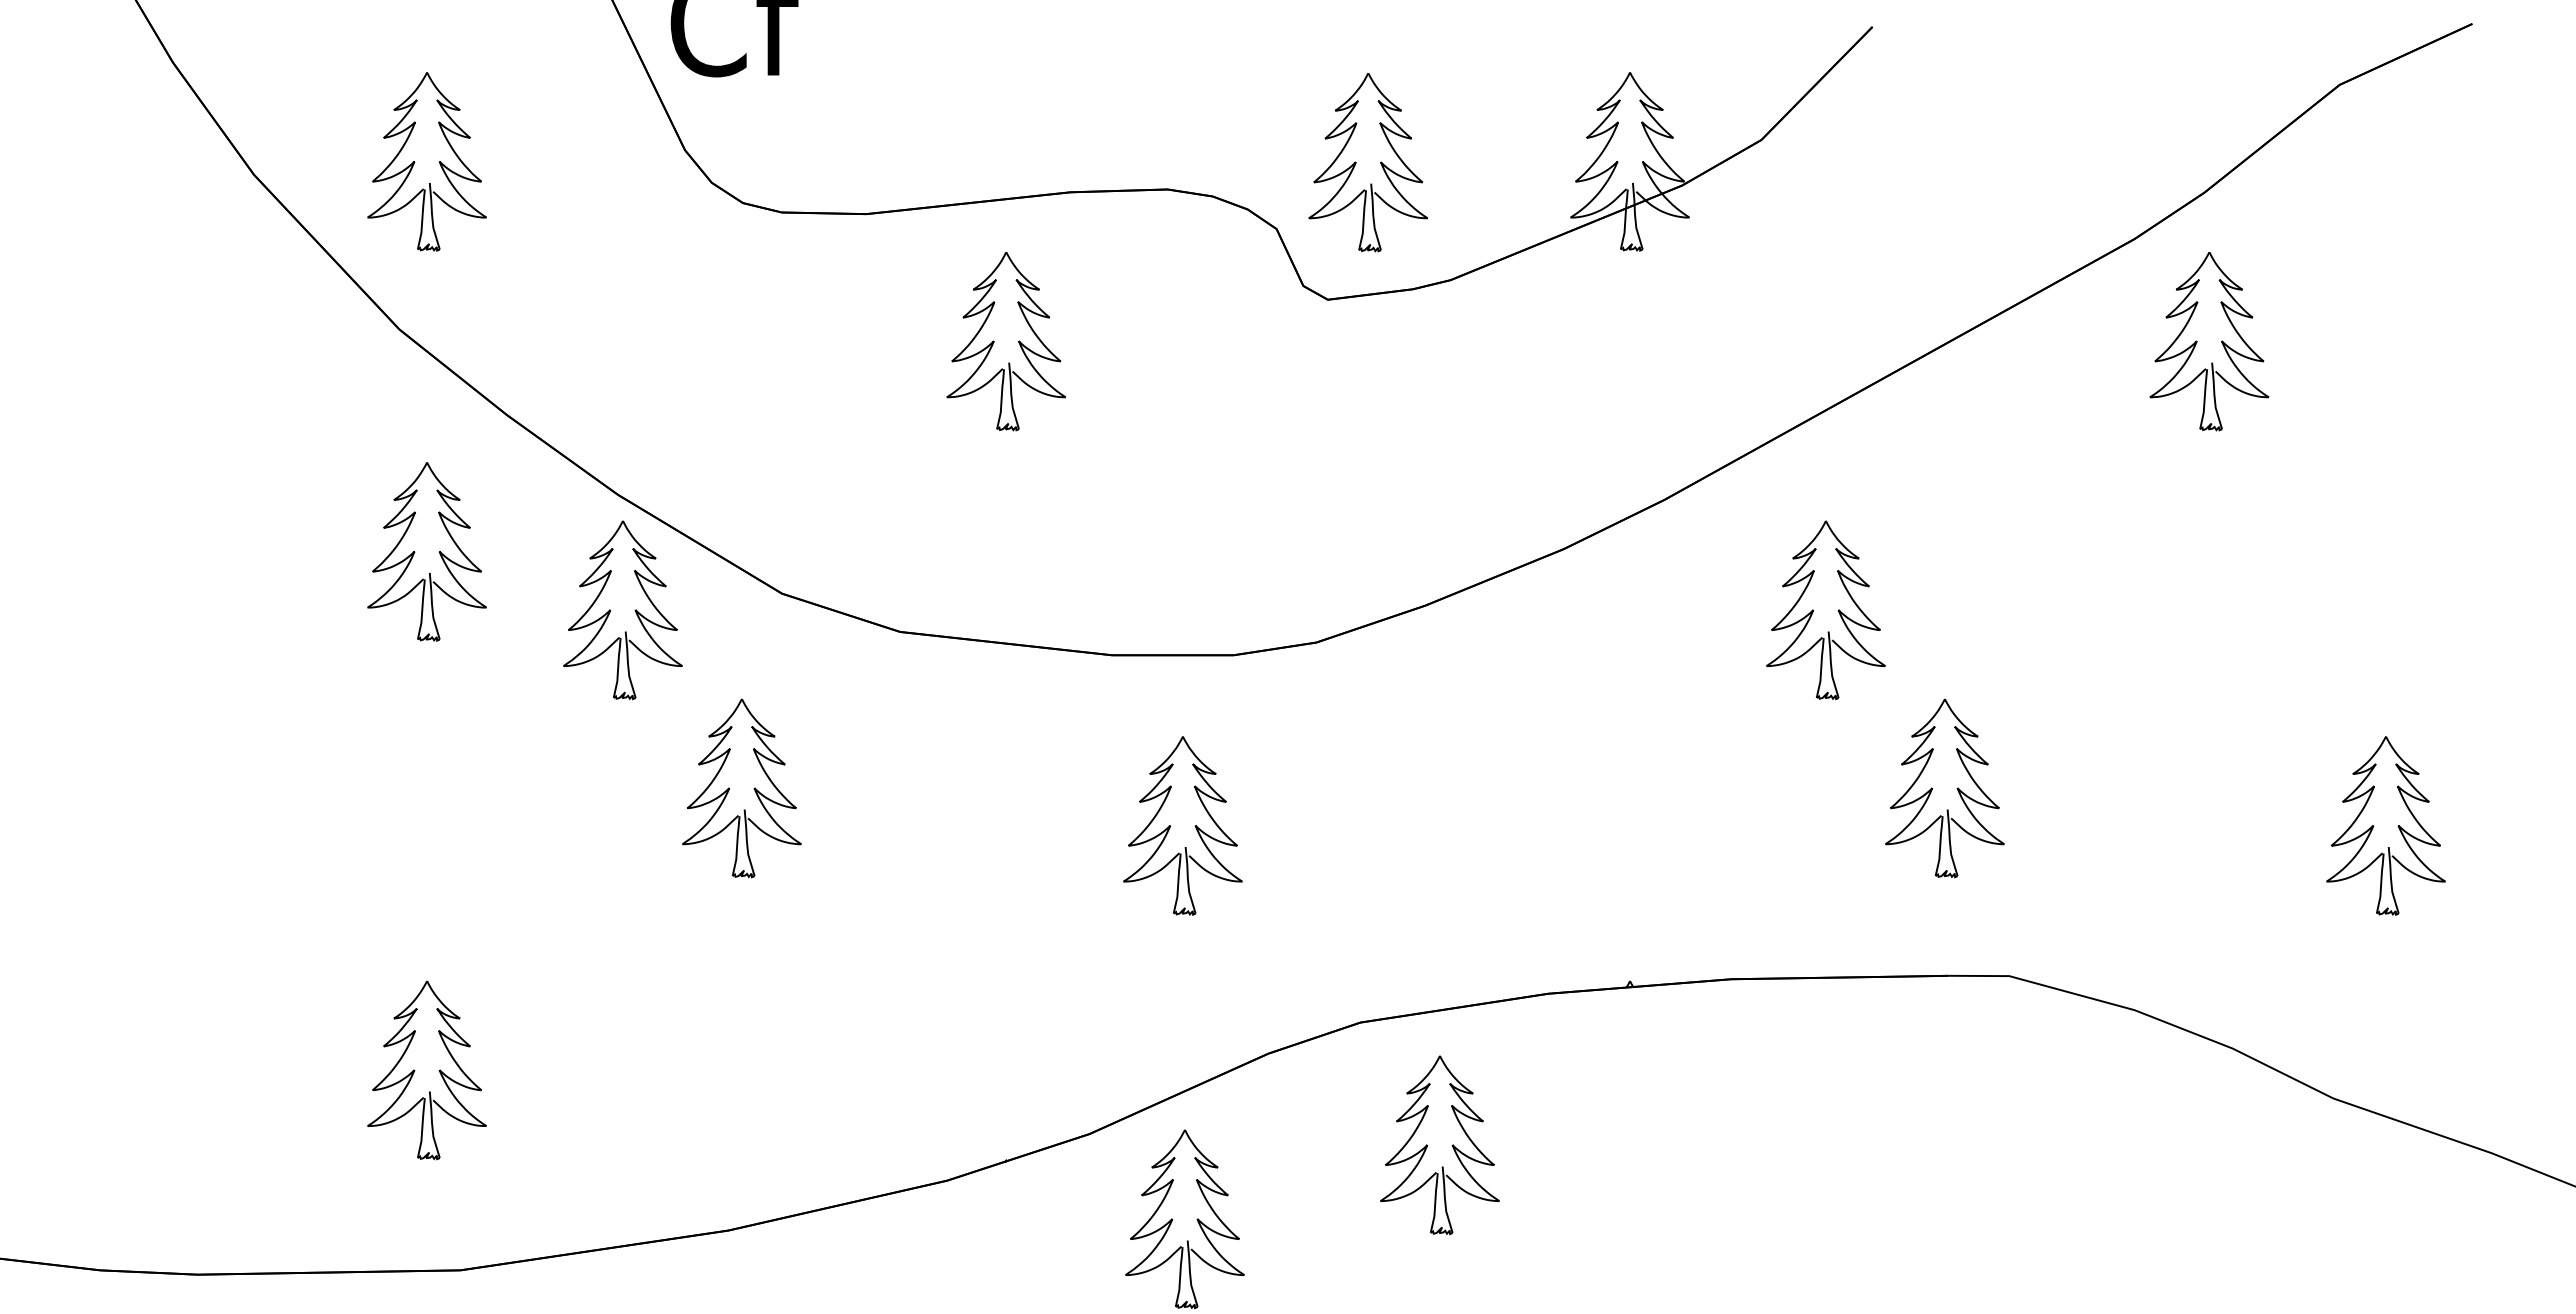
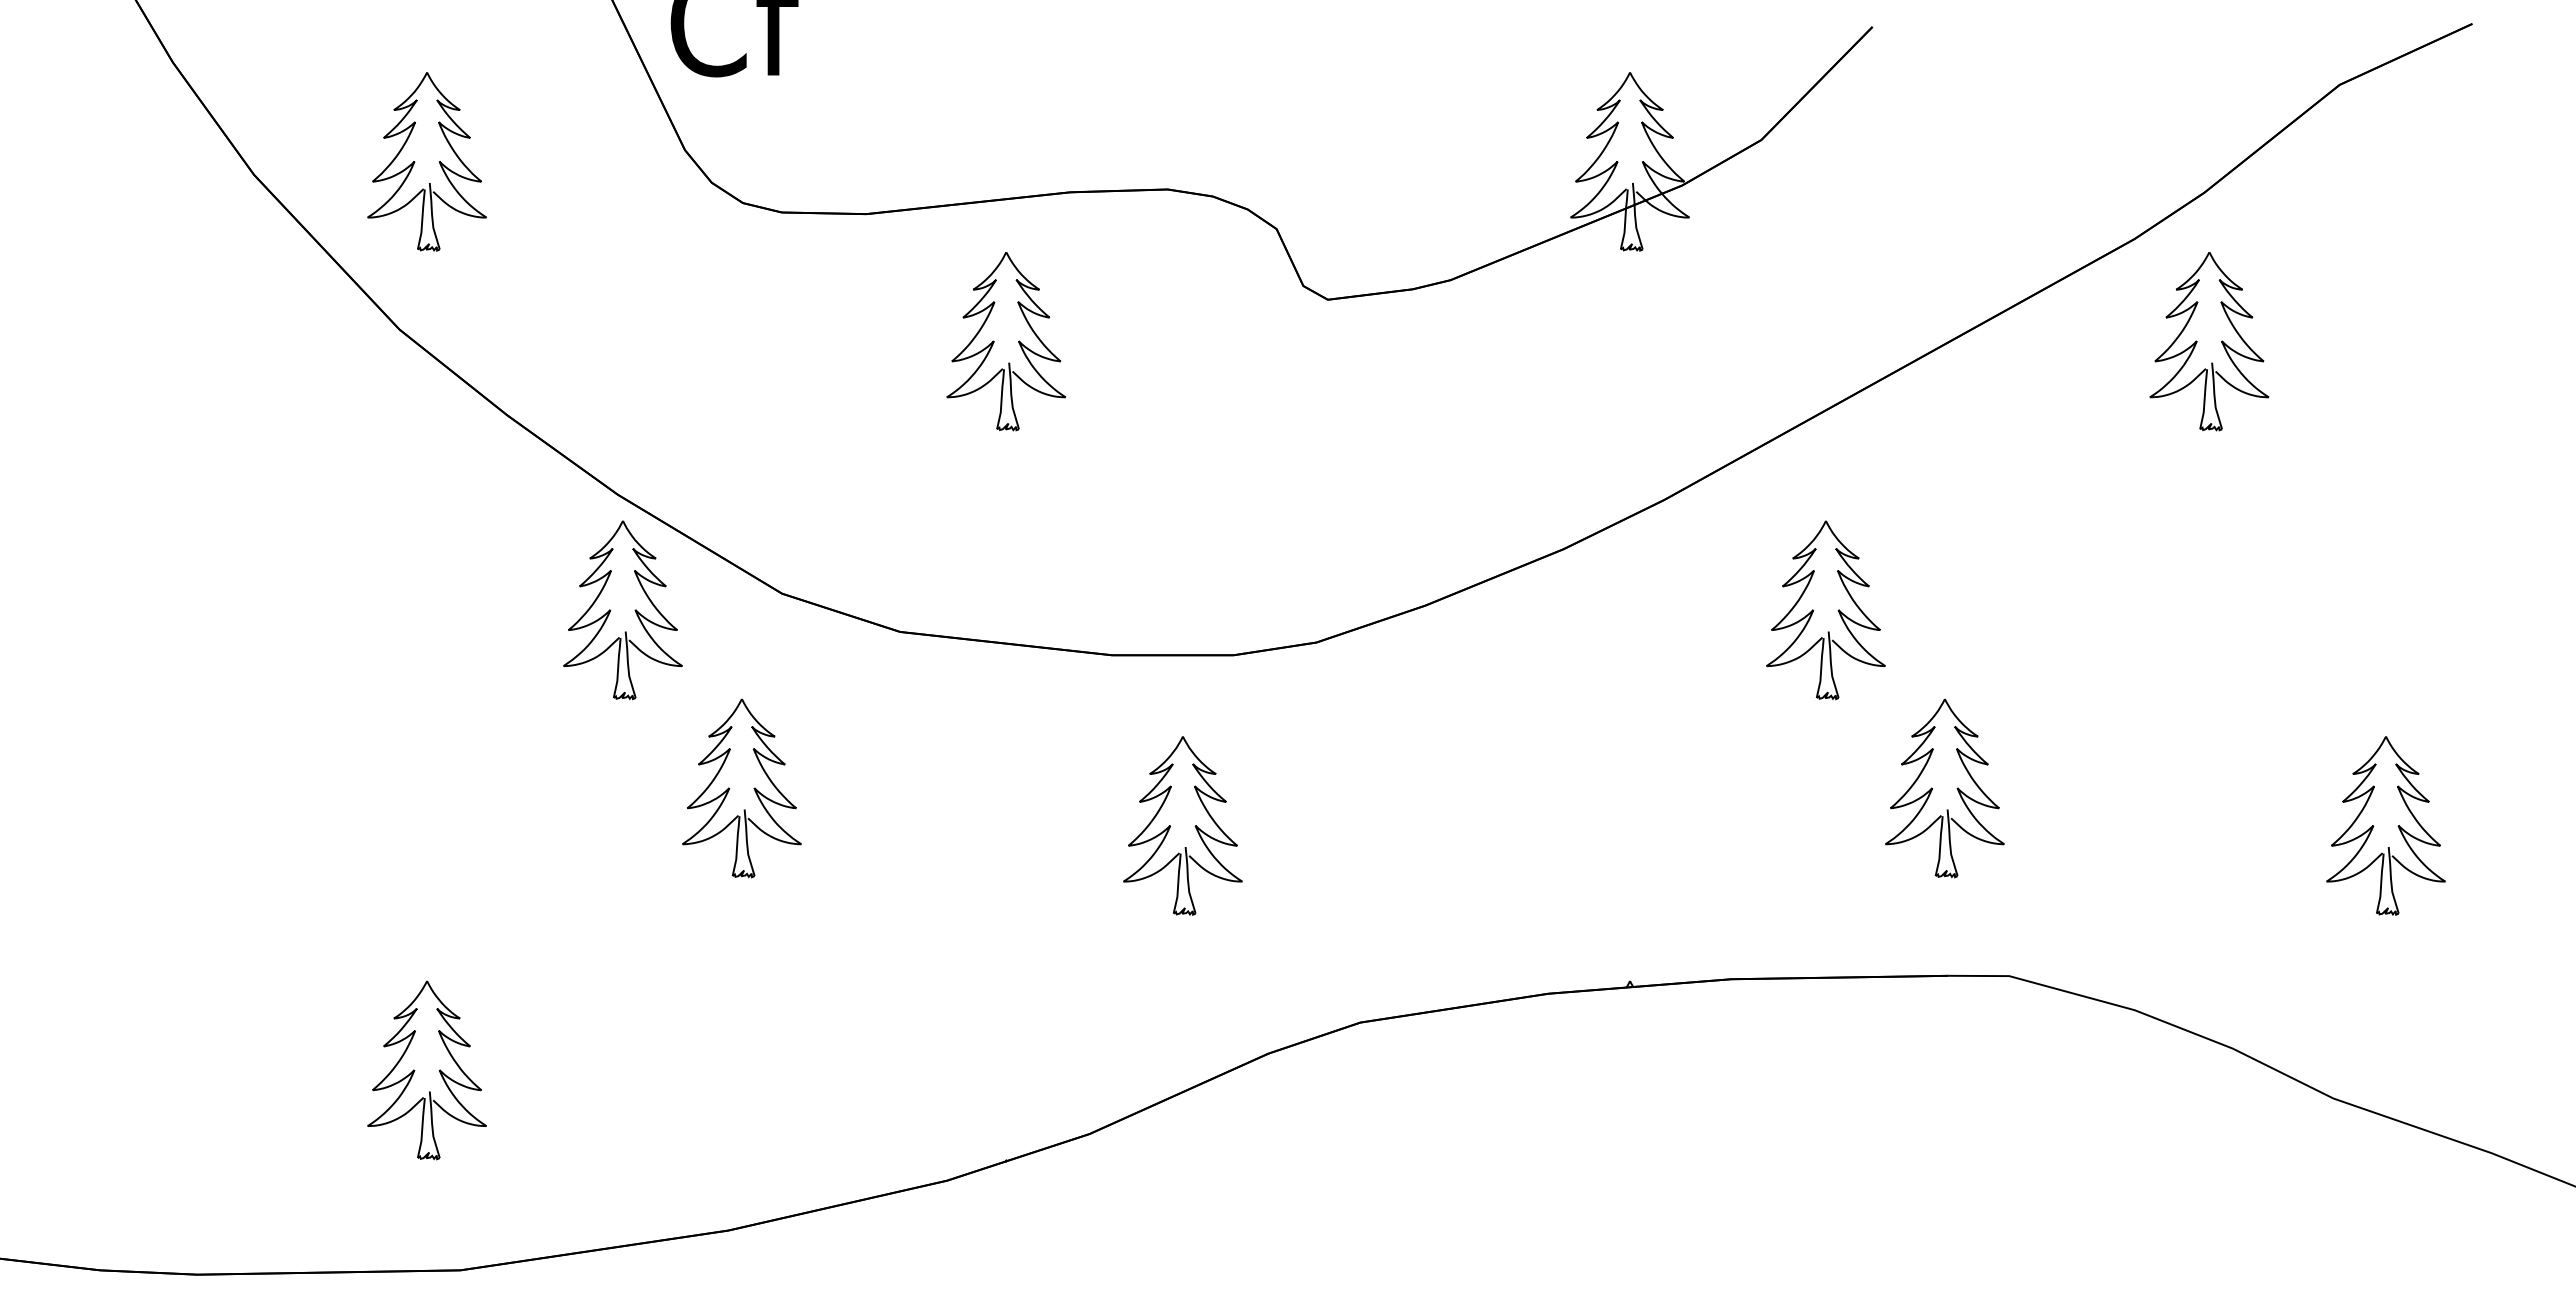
part: present -> none (1356, 162)
part: present -> none (426, 551)
part: present -> none (1439, 1145)
part: present -> none (1184, 1219)
